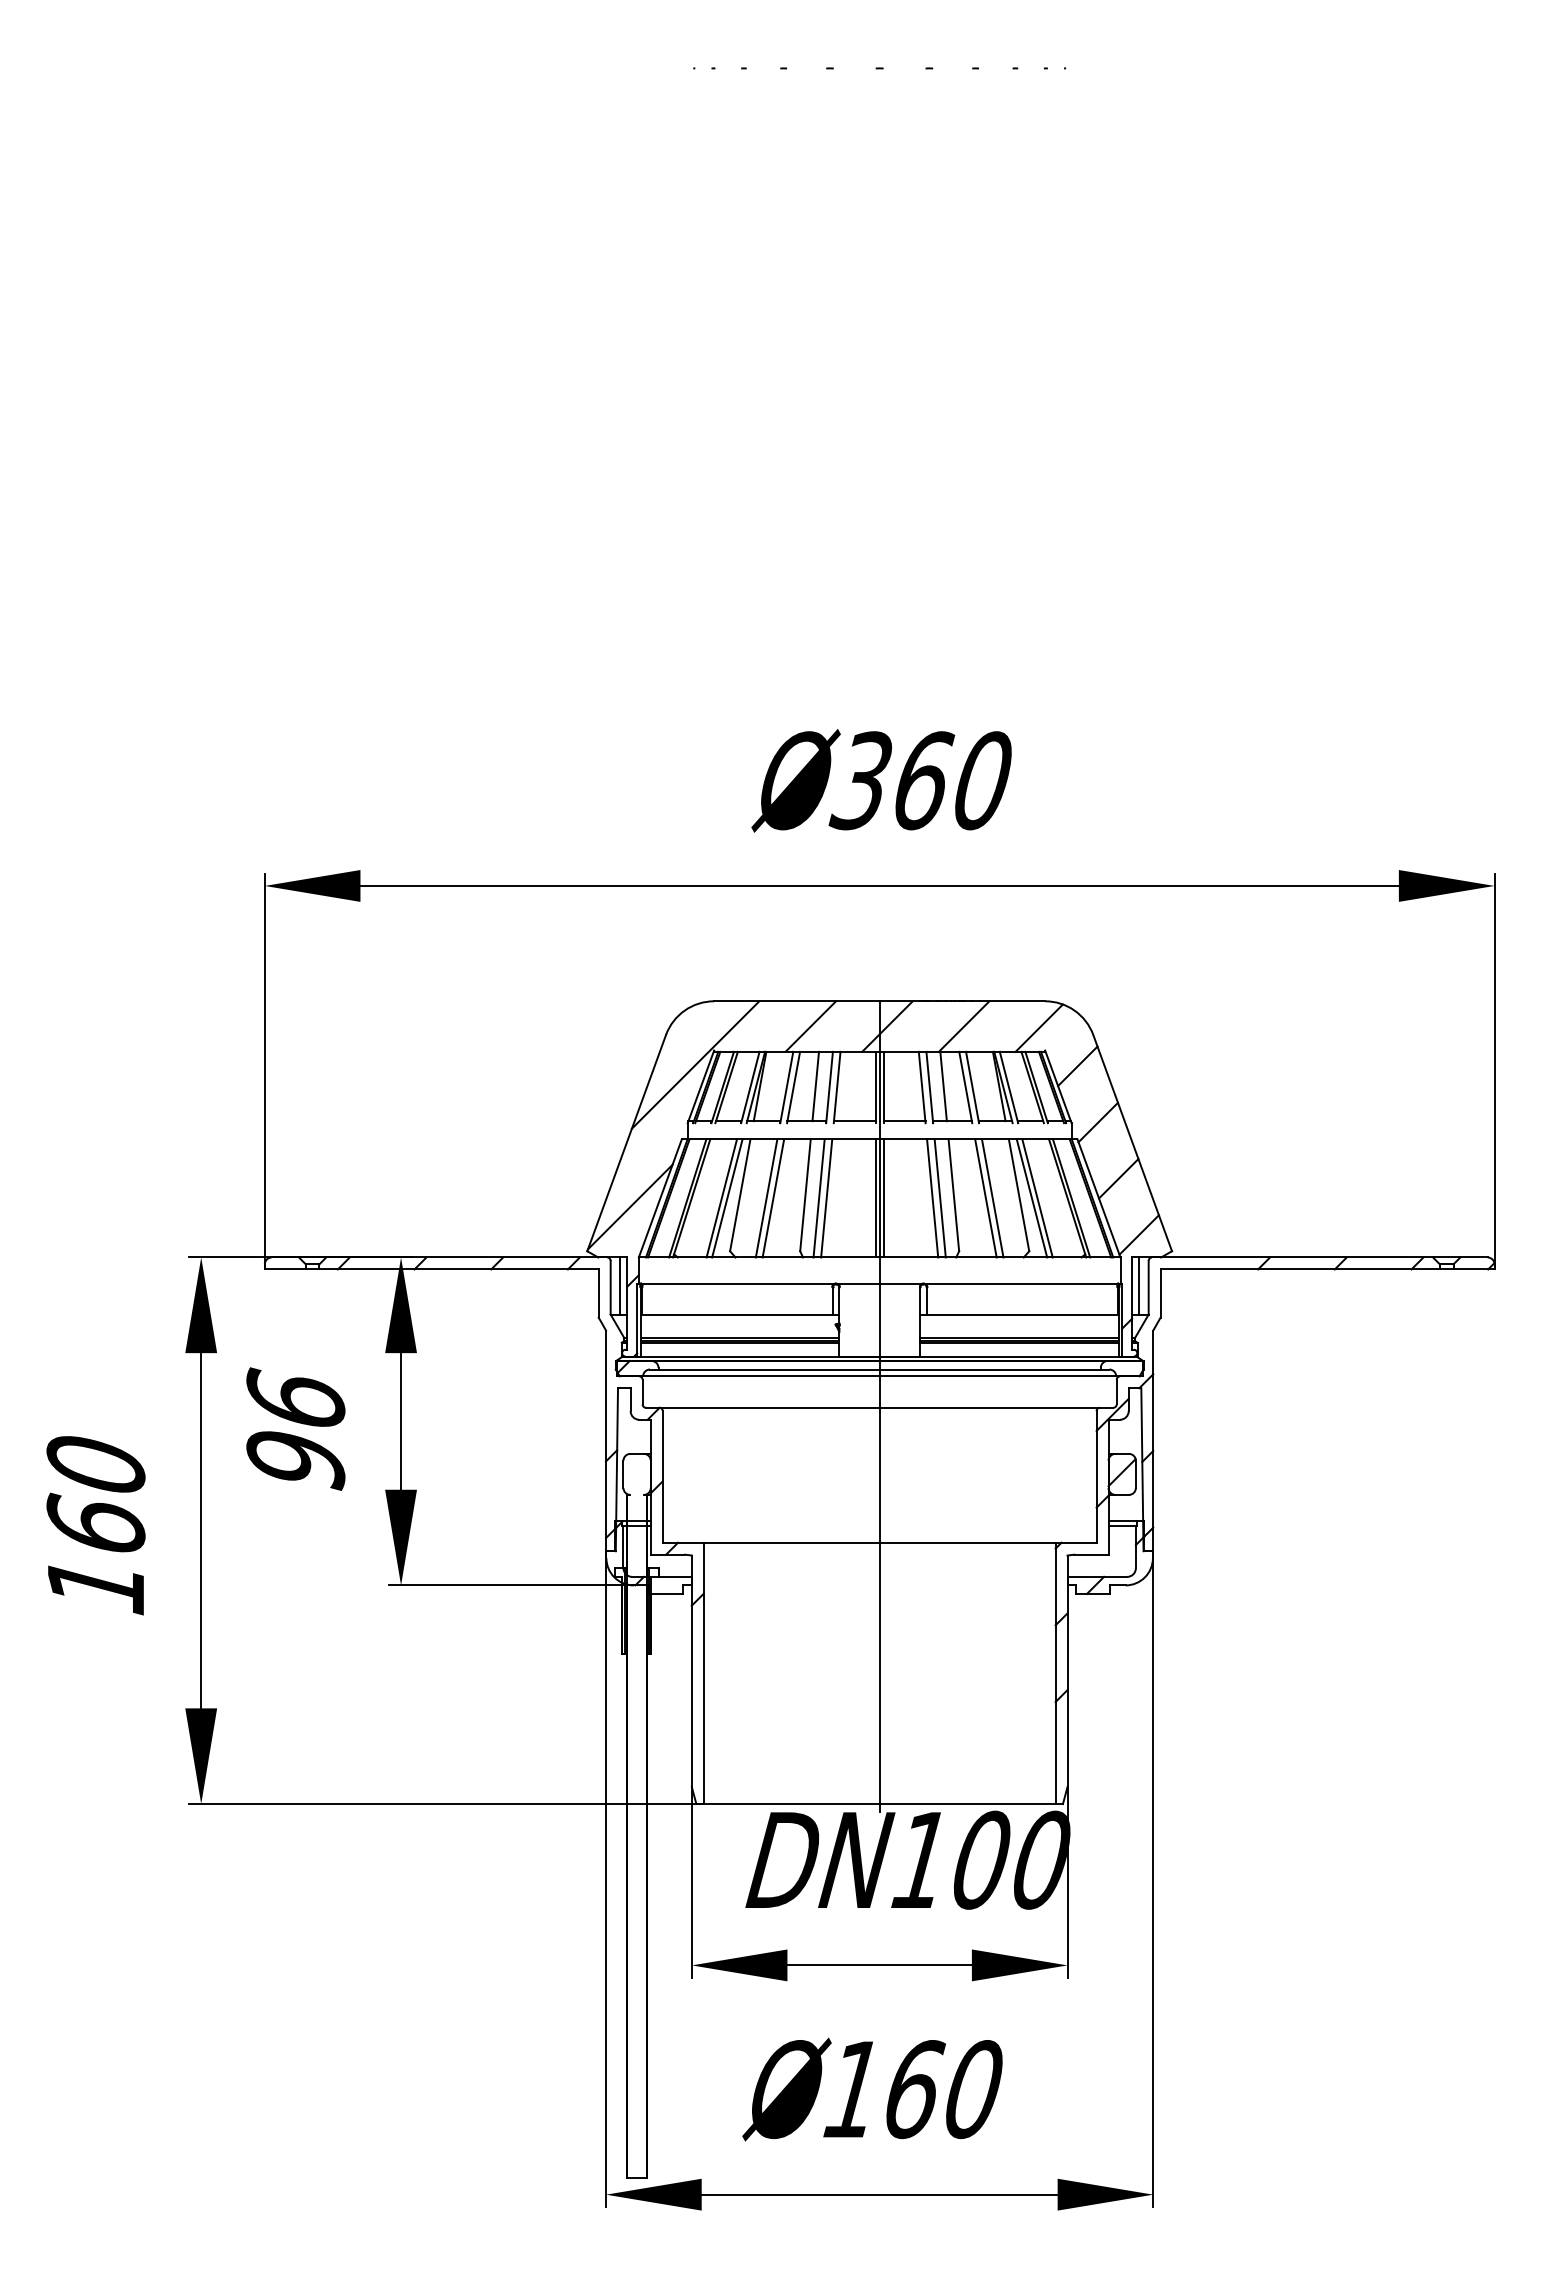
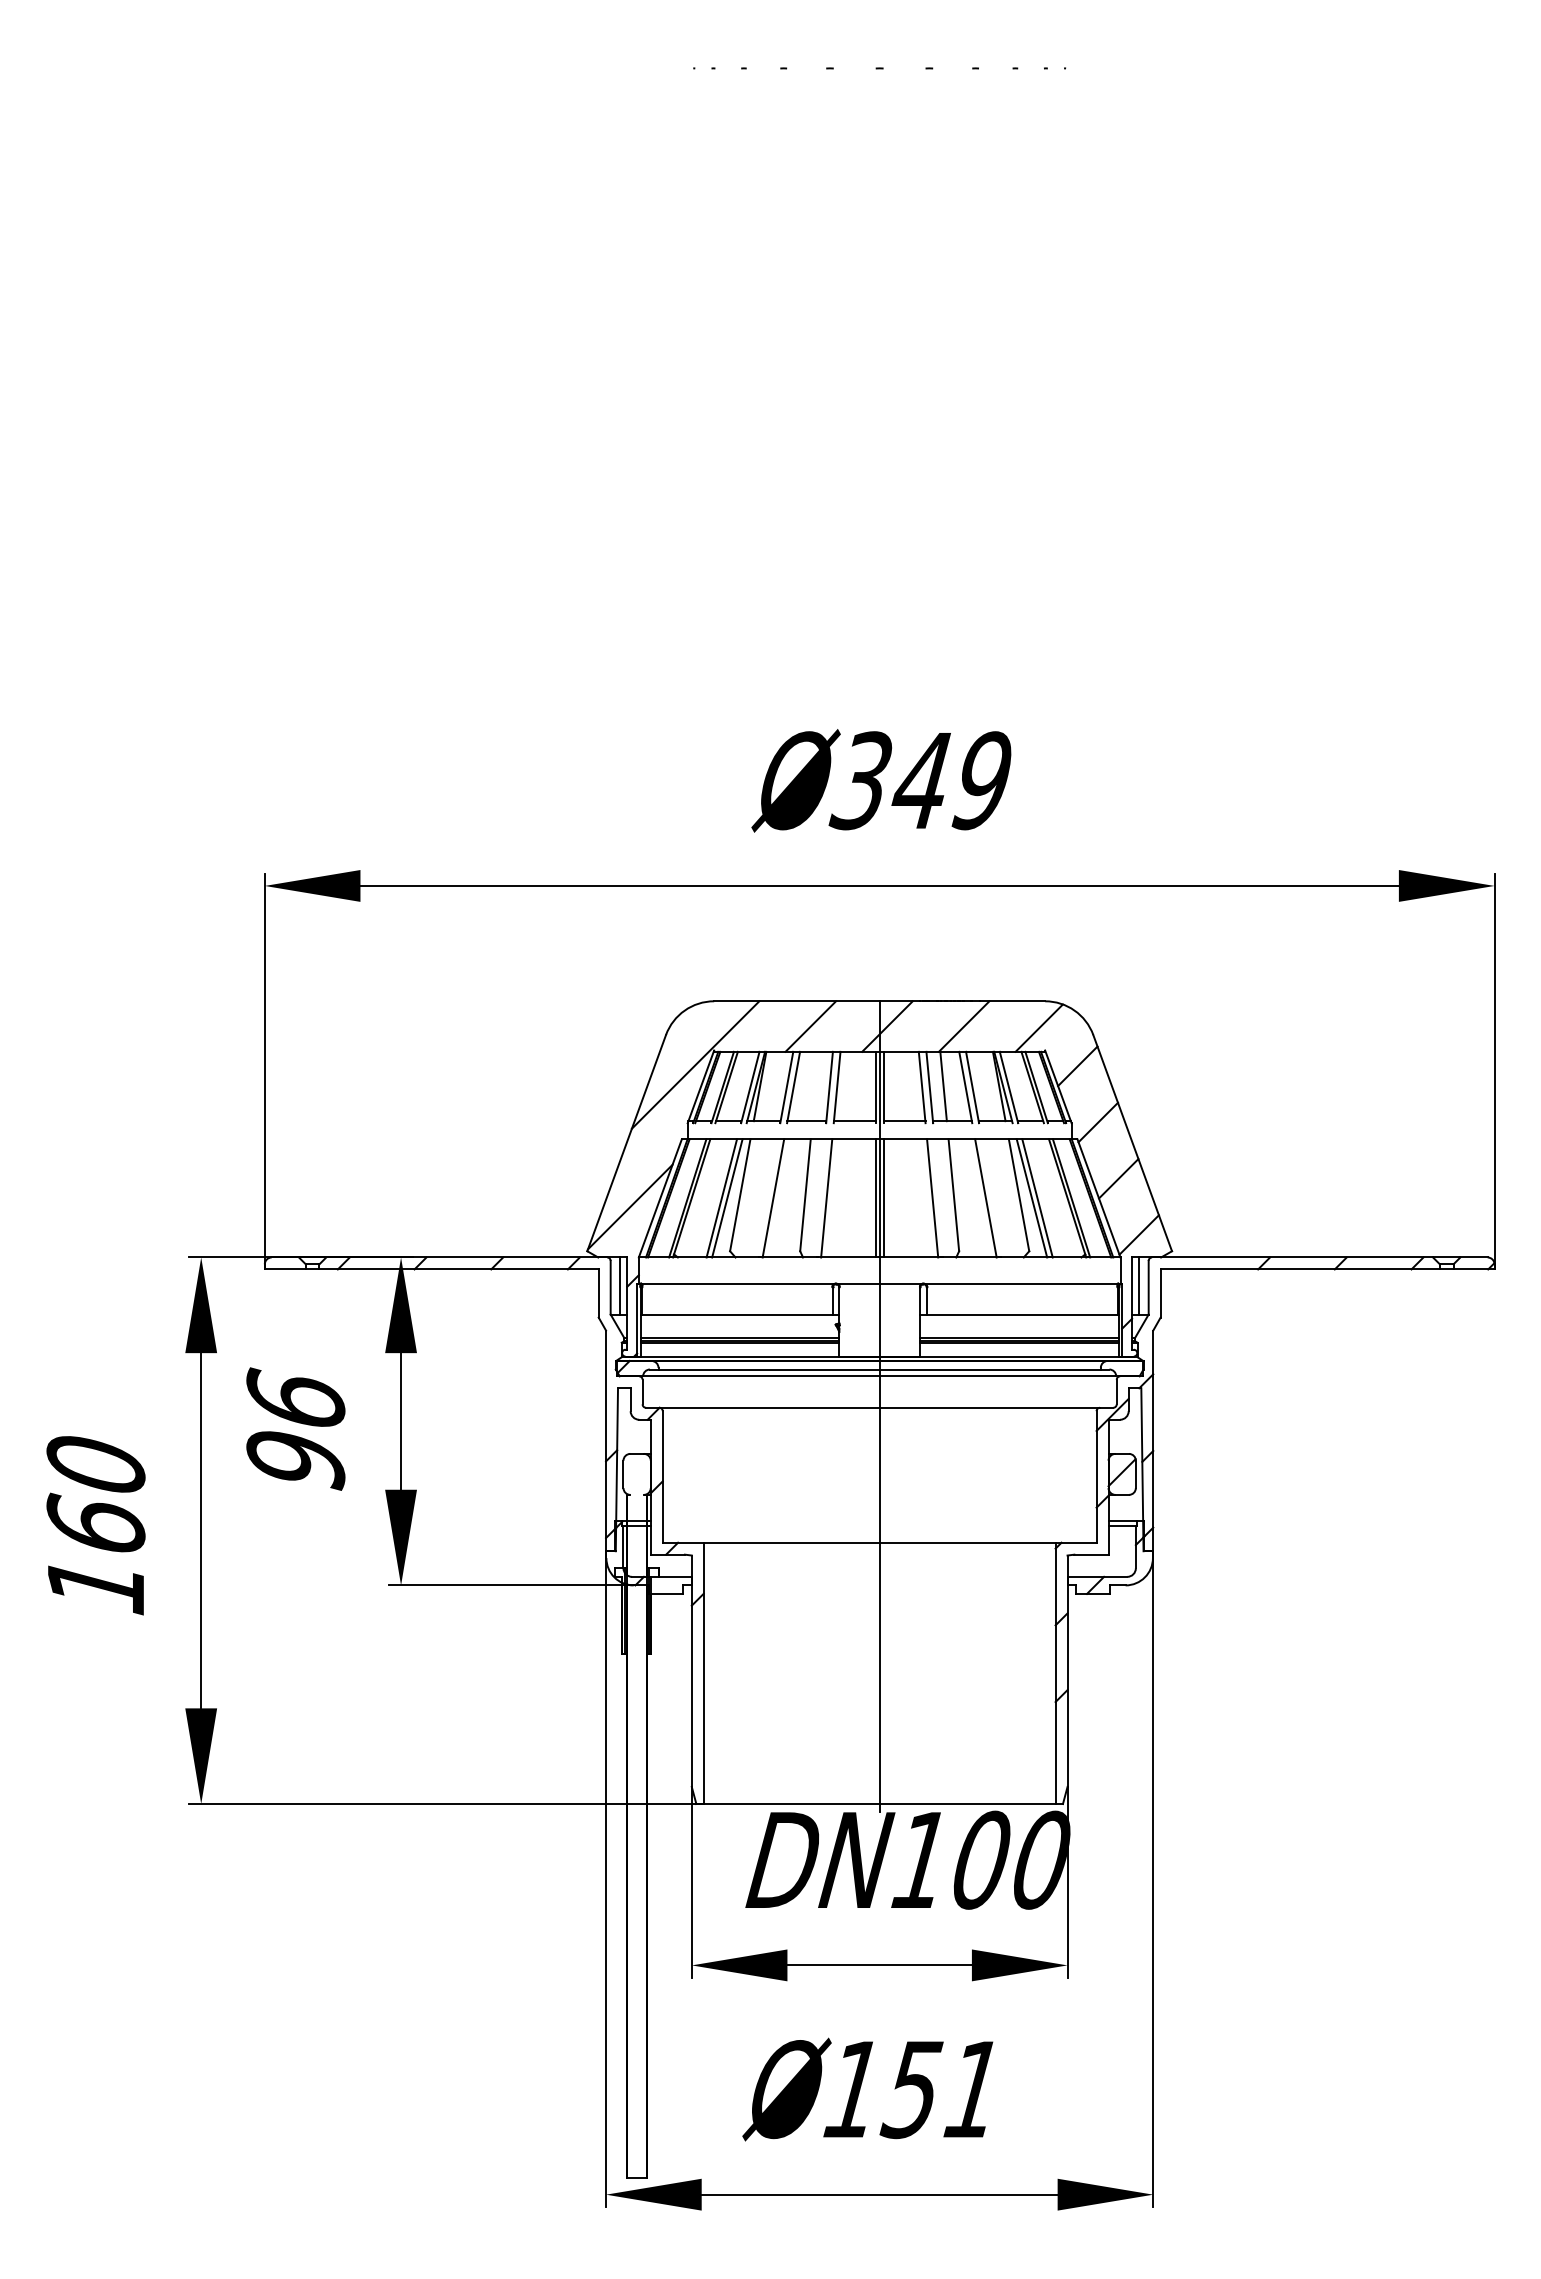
text: 360 -> 349 (951, 780)
line: present -> none (815, 1086)
line: present -> none (766, 1198)
line: present -> none (818, 1198)
line: present -> none (939, 1198)
line: present -> none (992, 1198)
text: Ø160 -> Ø151 (940, 2089)
